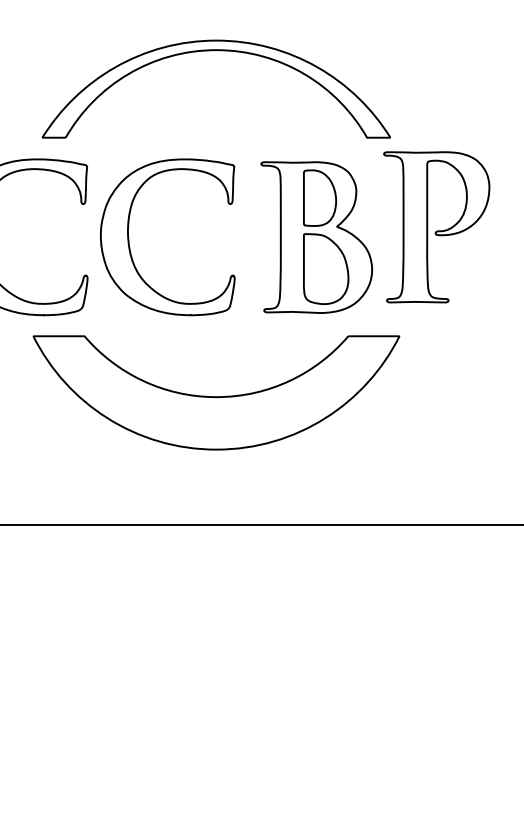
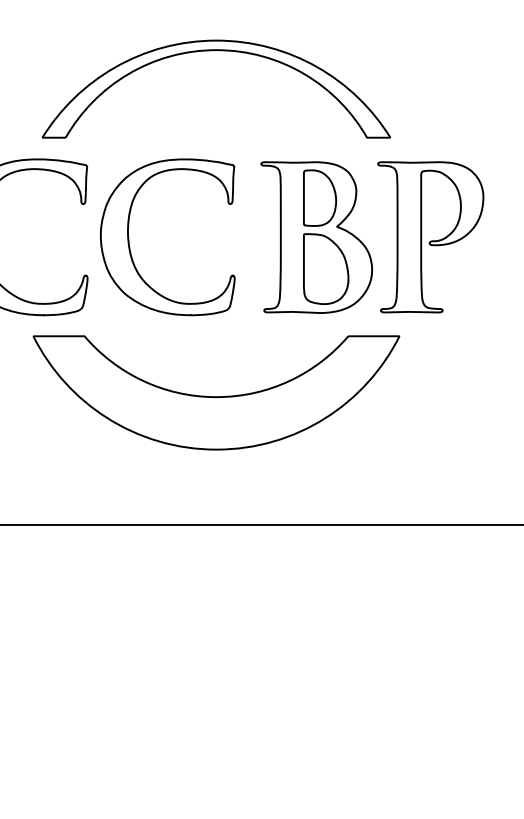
part position: (436, 227) -> (430, 237) (430, 237)
